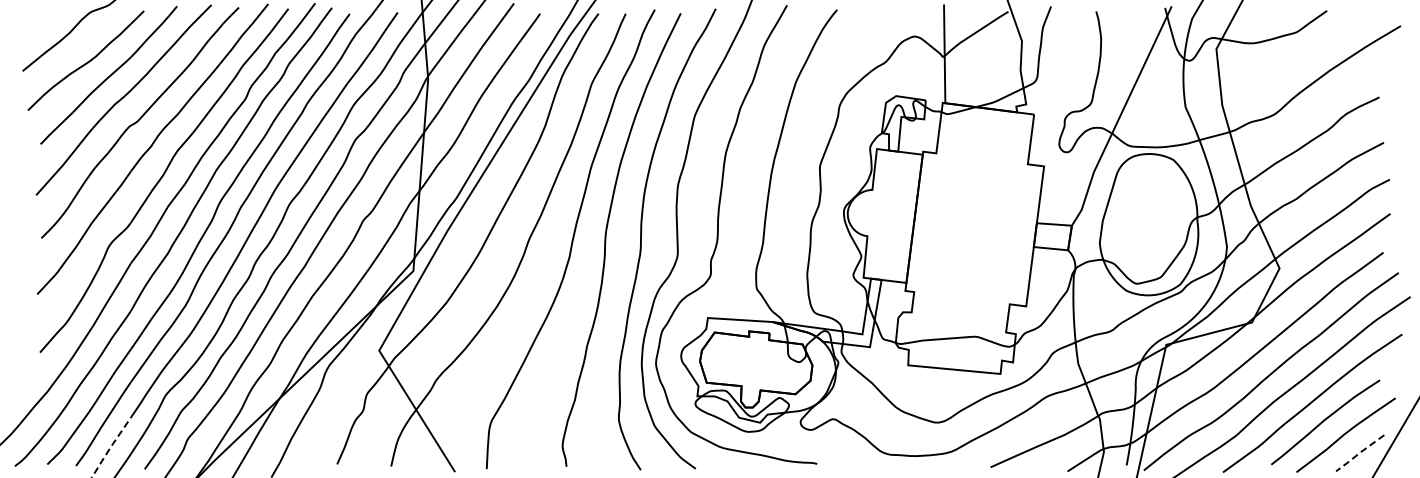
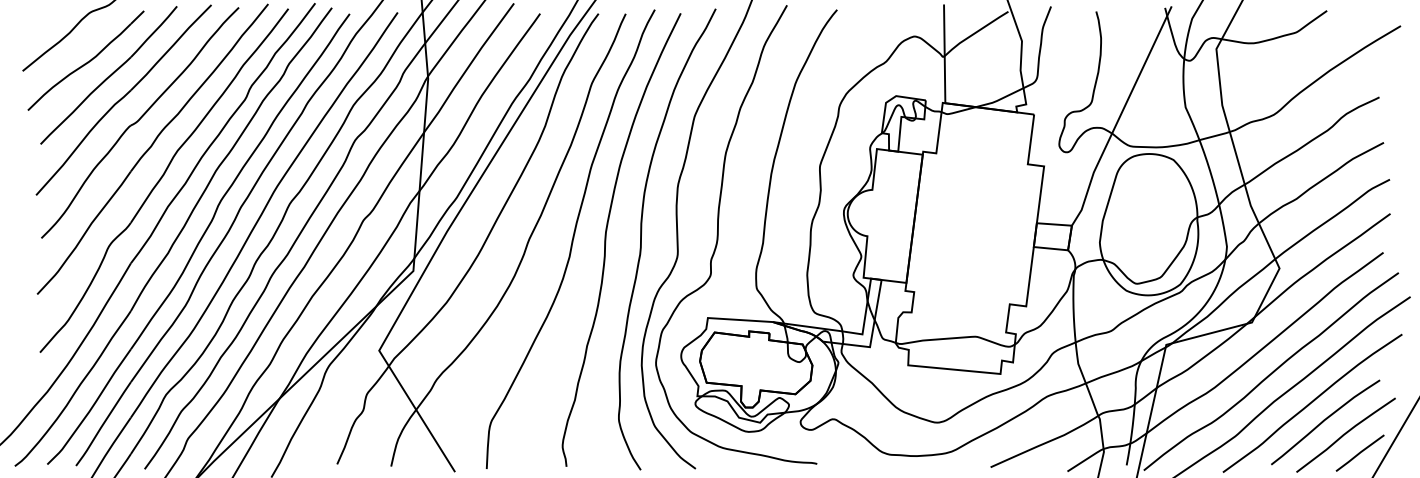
line: dashed -> solid (110, 447)
line: dashed -> solid (1359, 453)
